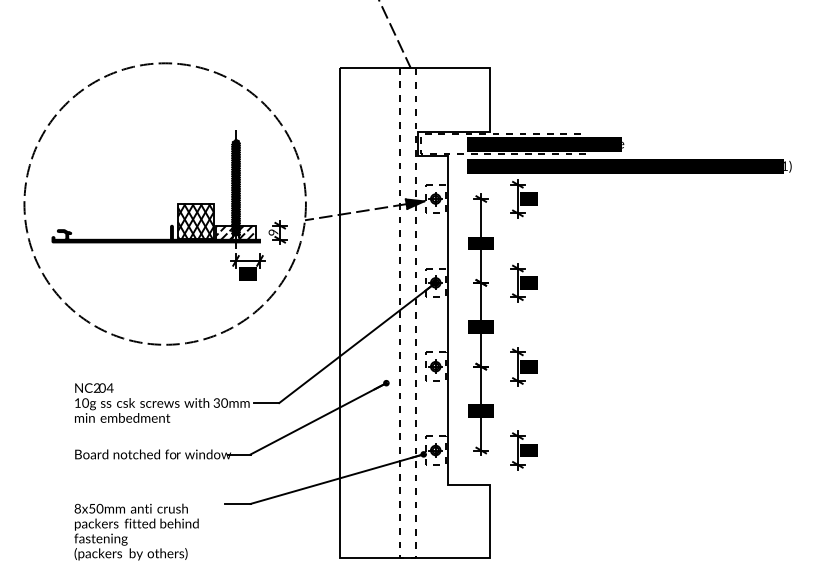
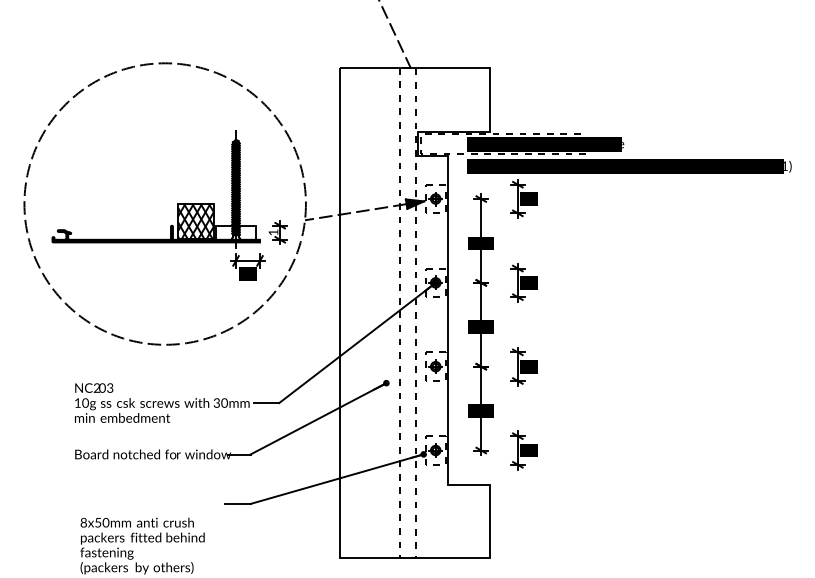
hatch: present -> none (234, 232)
text: 9 -> 1 (273, 232)
text: 04 -> 03 (109, 387)
text position: (136, 531) -> (142, 545) (142, 545)
